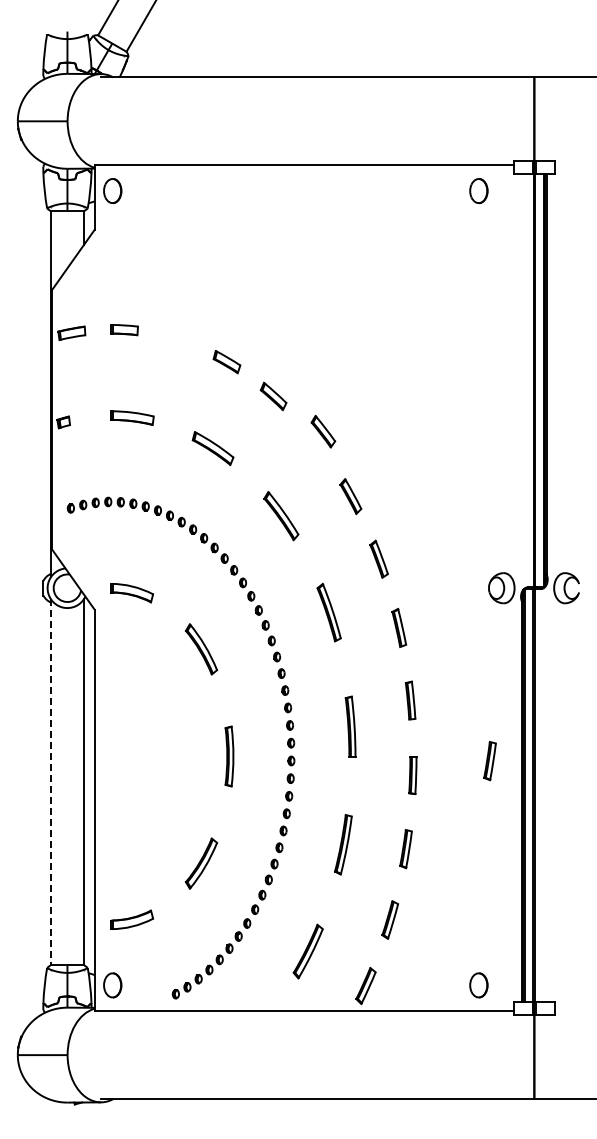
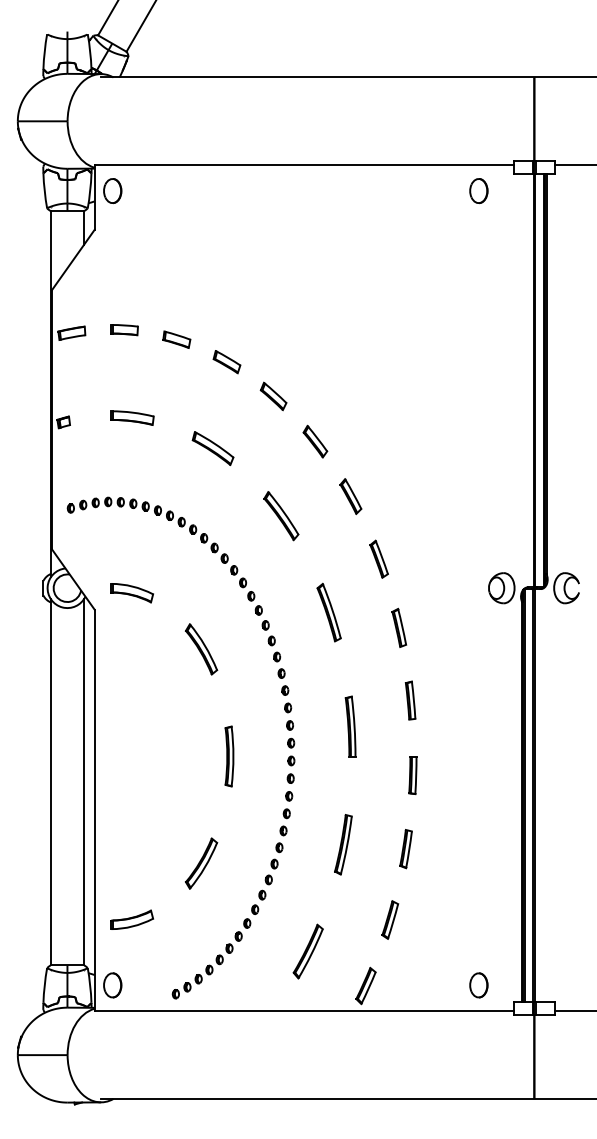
line: none -> present (573, 165)
part: none -> present (176, 339)
part position: (323, 431) -> (315, 441) (315, 441)
part: present -> none (489, 761)
line: dashed -> solid (51, 782)
line: none -> present (573, 1011)
